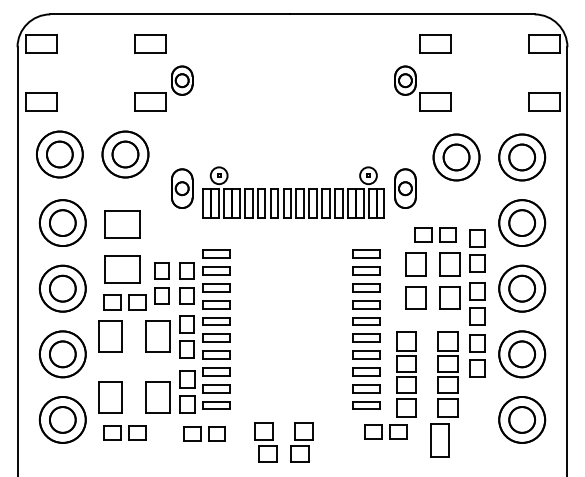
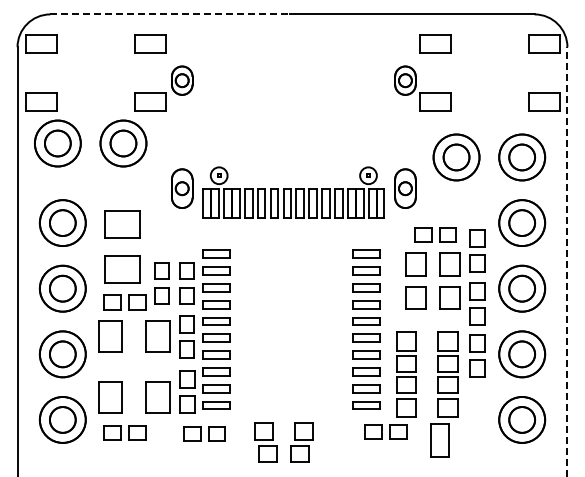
line: solid -> dashed (170, 14)
part position: (83, 154) -> (81, 143) (81, 143)
line: solid -> dashed (567, 261)
